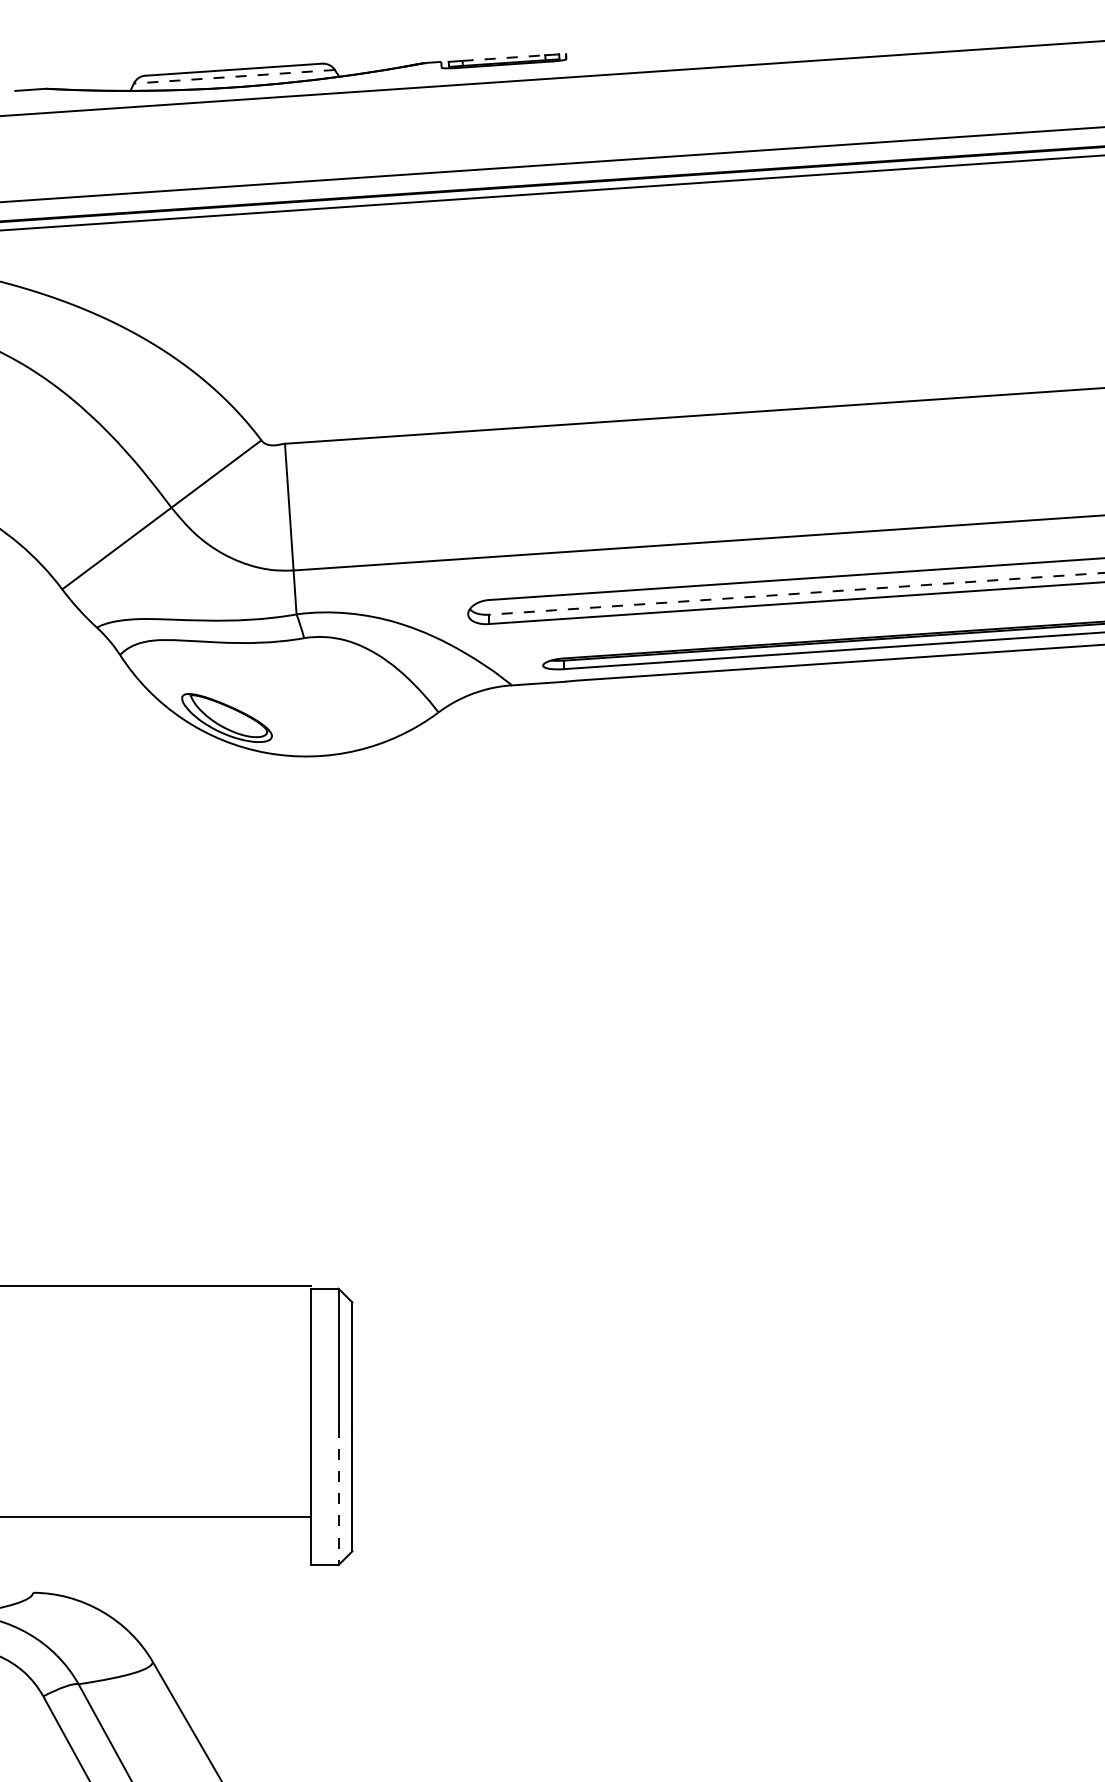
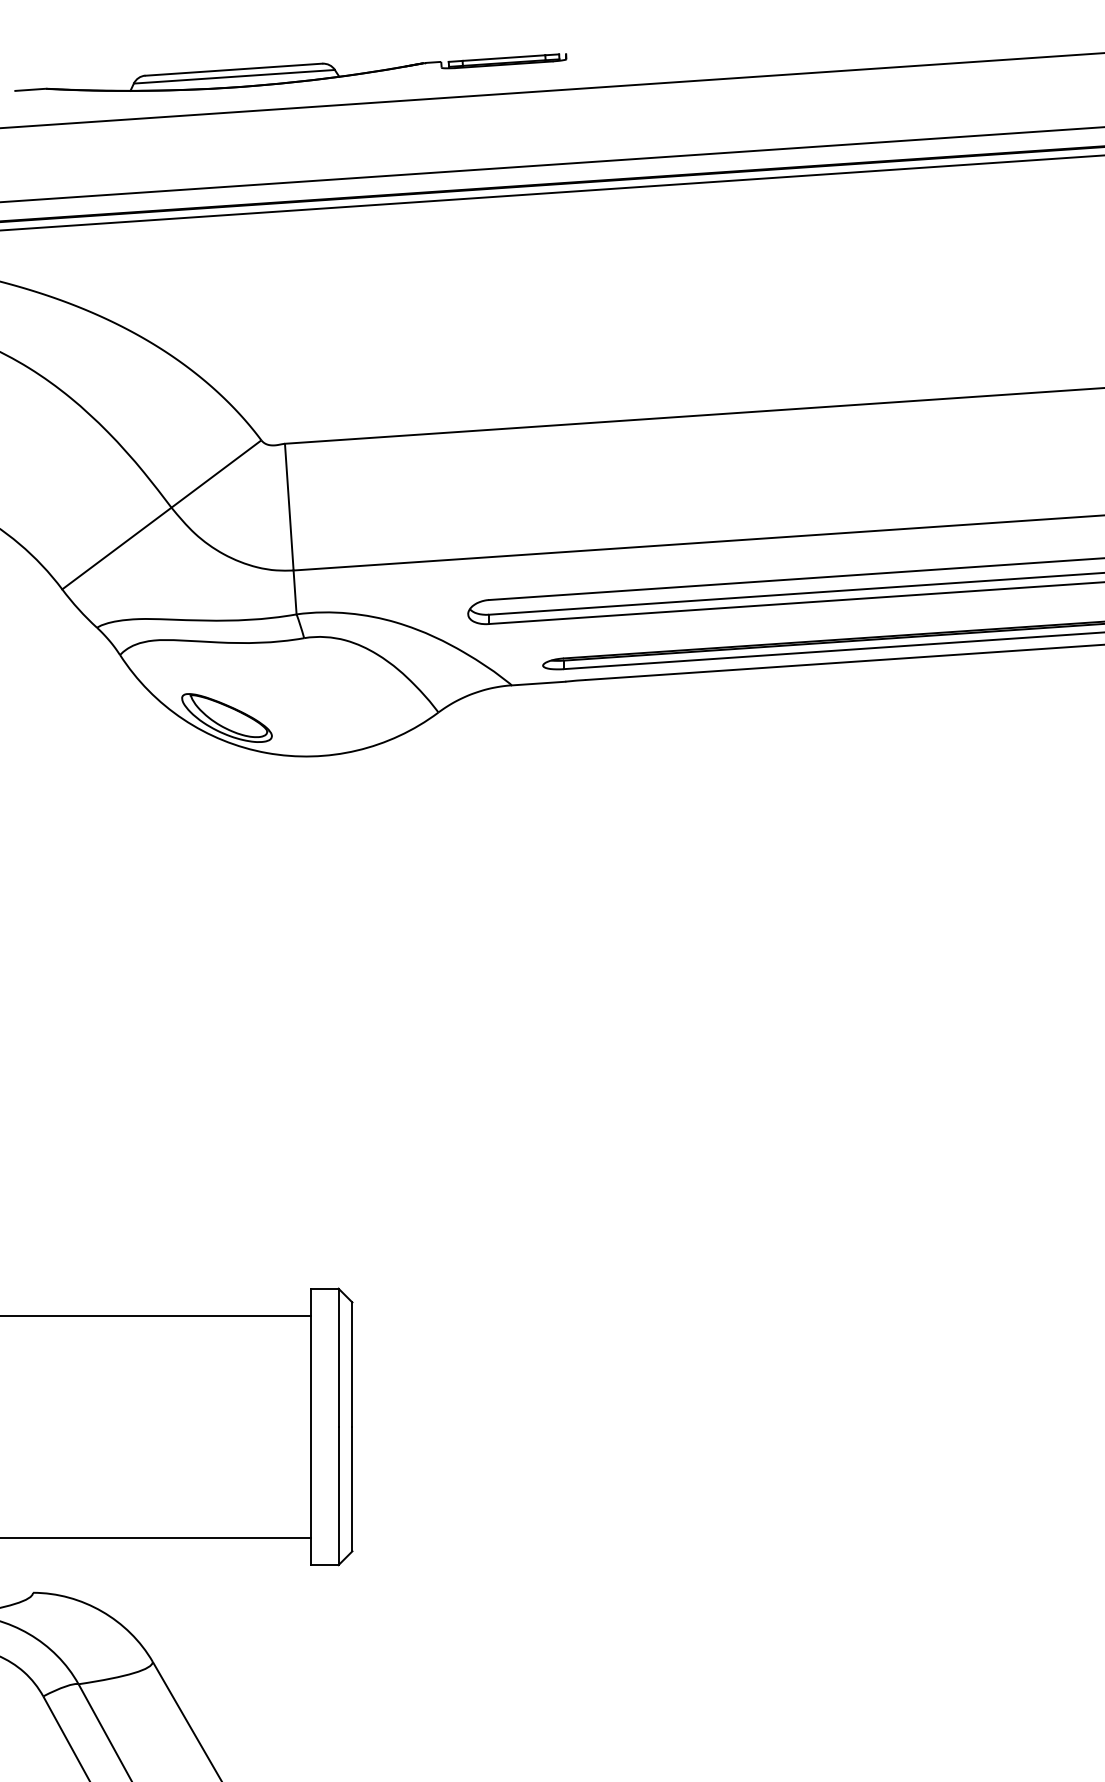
line: dashed -> solid (504, 58)
line: dashed -> solid (234, 76)
line position: (551, 78) -> (551, 90) (551, 90)
line: dashed -> solid (796, 593)
line position: (156, 1286) -> (156, 1316) (156, 1316)
line: dashed -> solid (338, 1496)
line position: (156, 1516) -> (156, 1537) (156, 1537)
